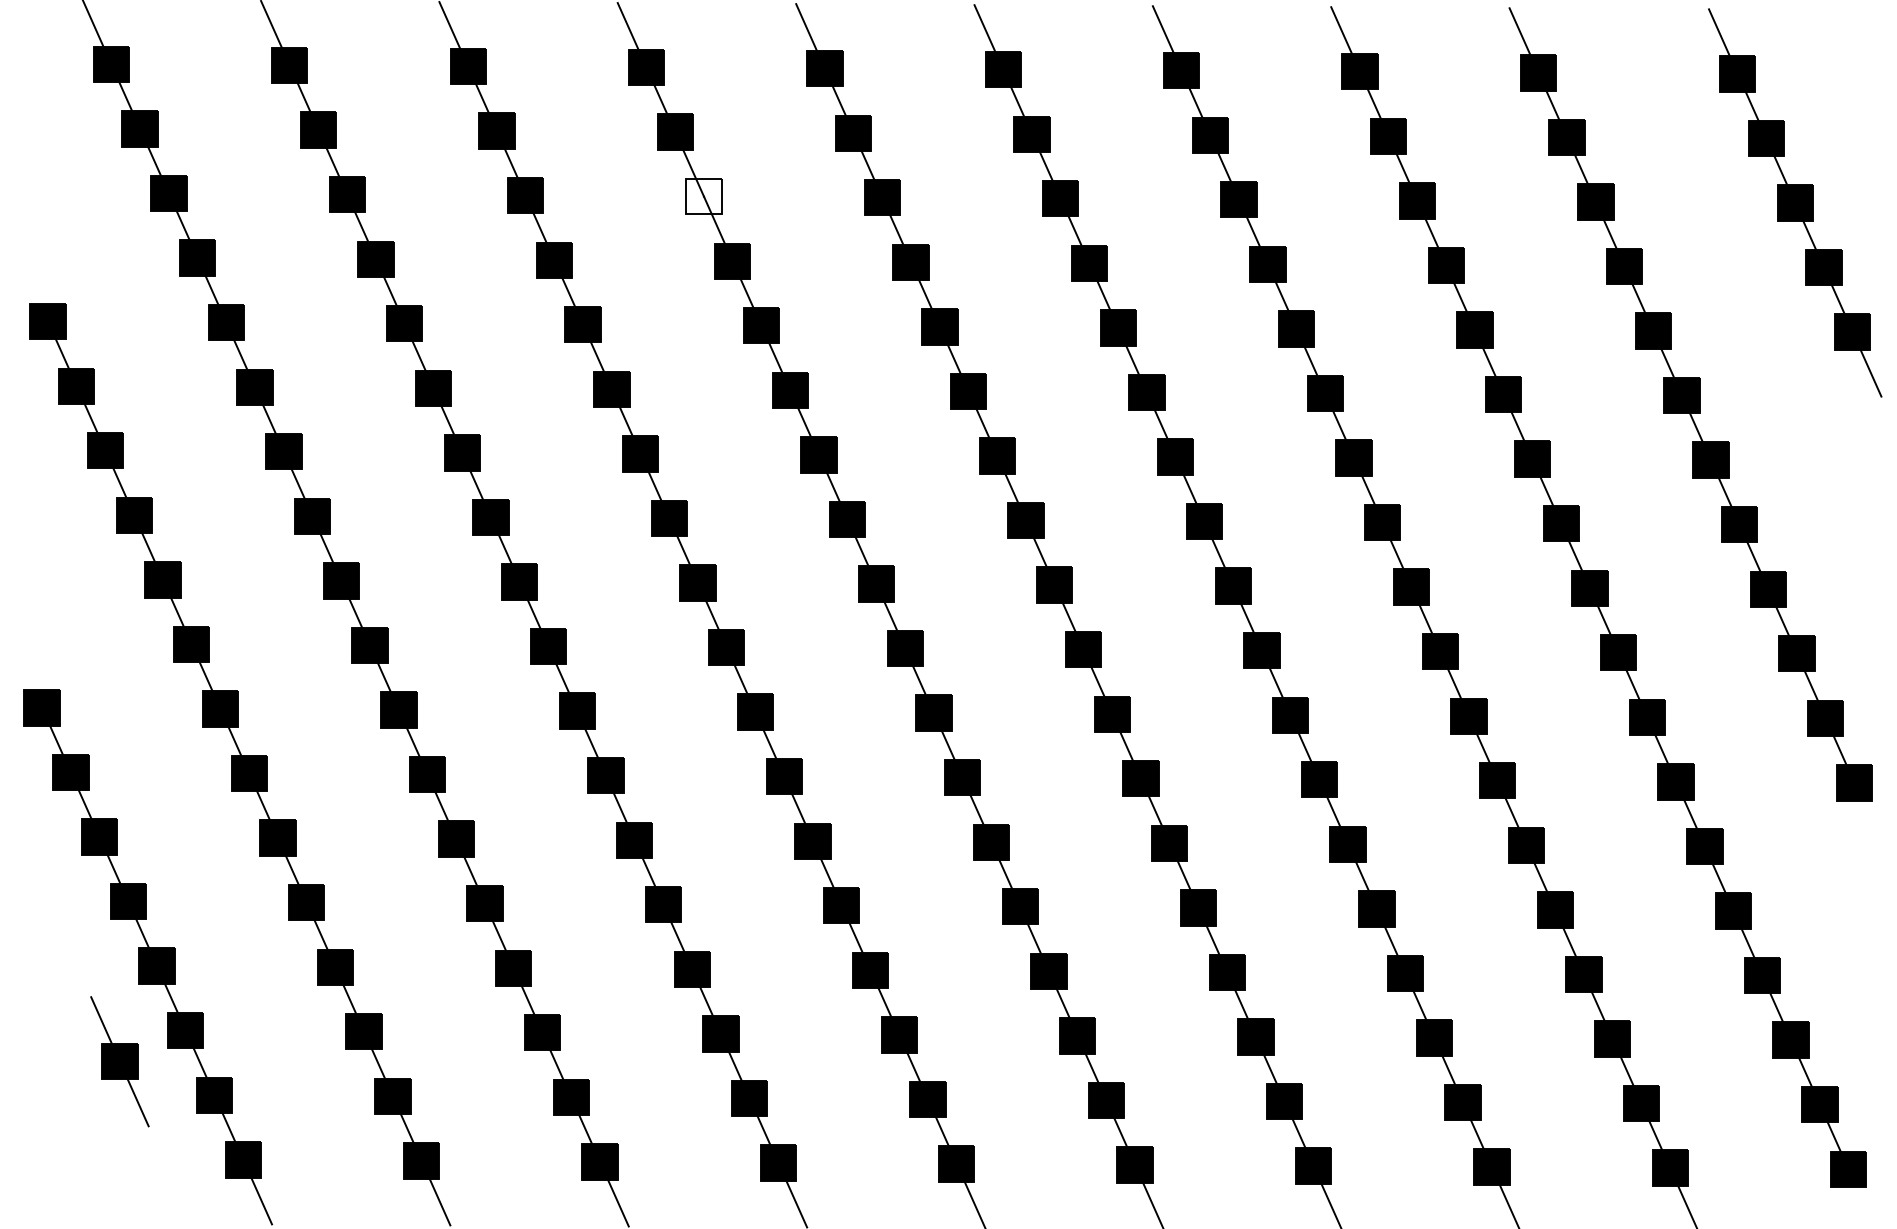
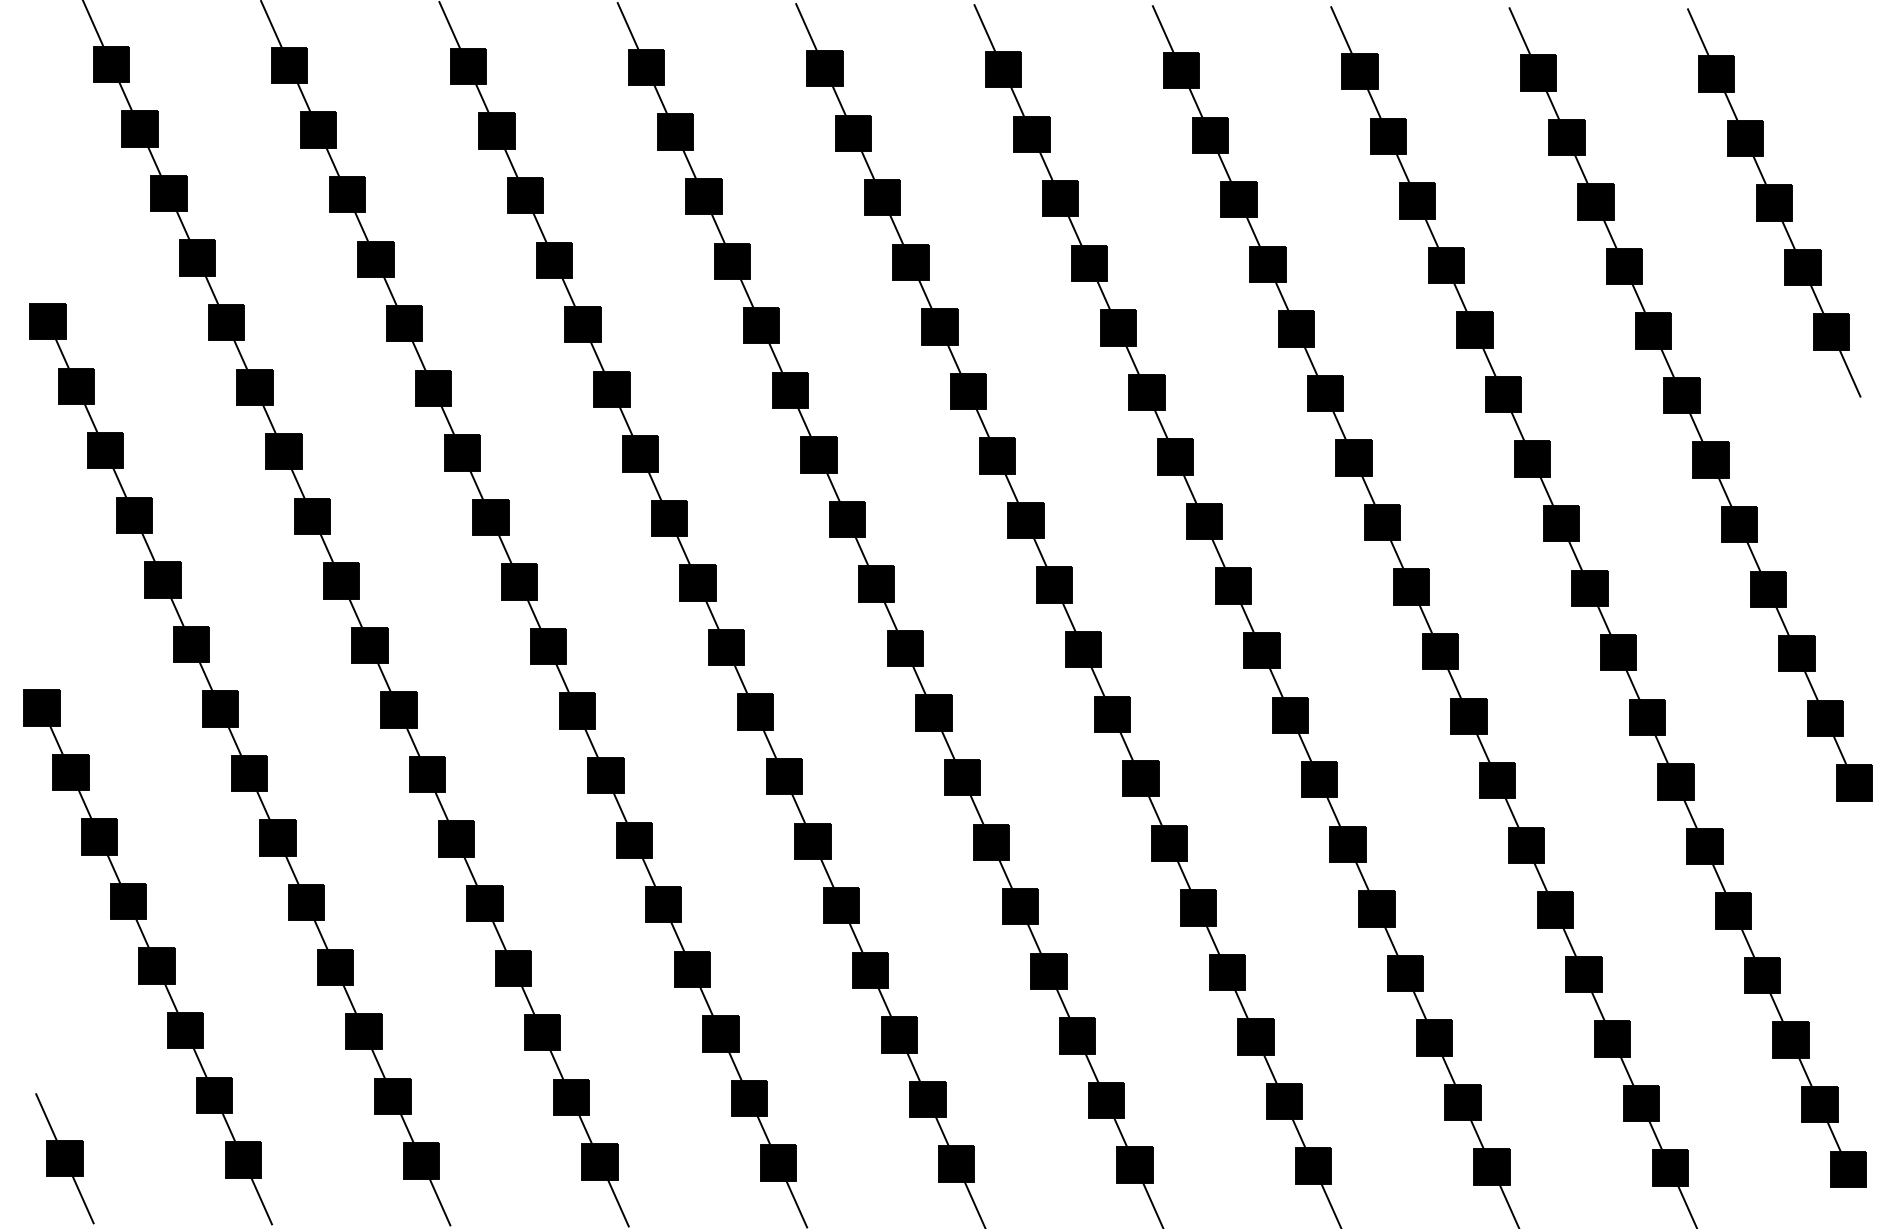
fill: none -> present (703, 196)
part position: (1795, 202) -> (1774, 202) (1774, 202)
part position: (119, 1061) -> (64, 1158) (64, 1158)
